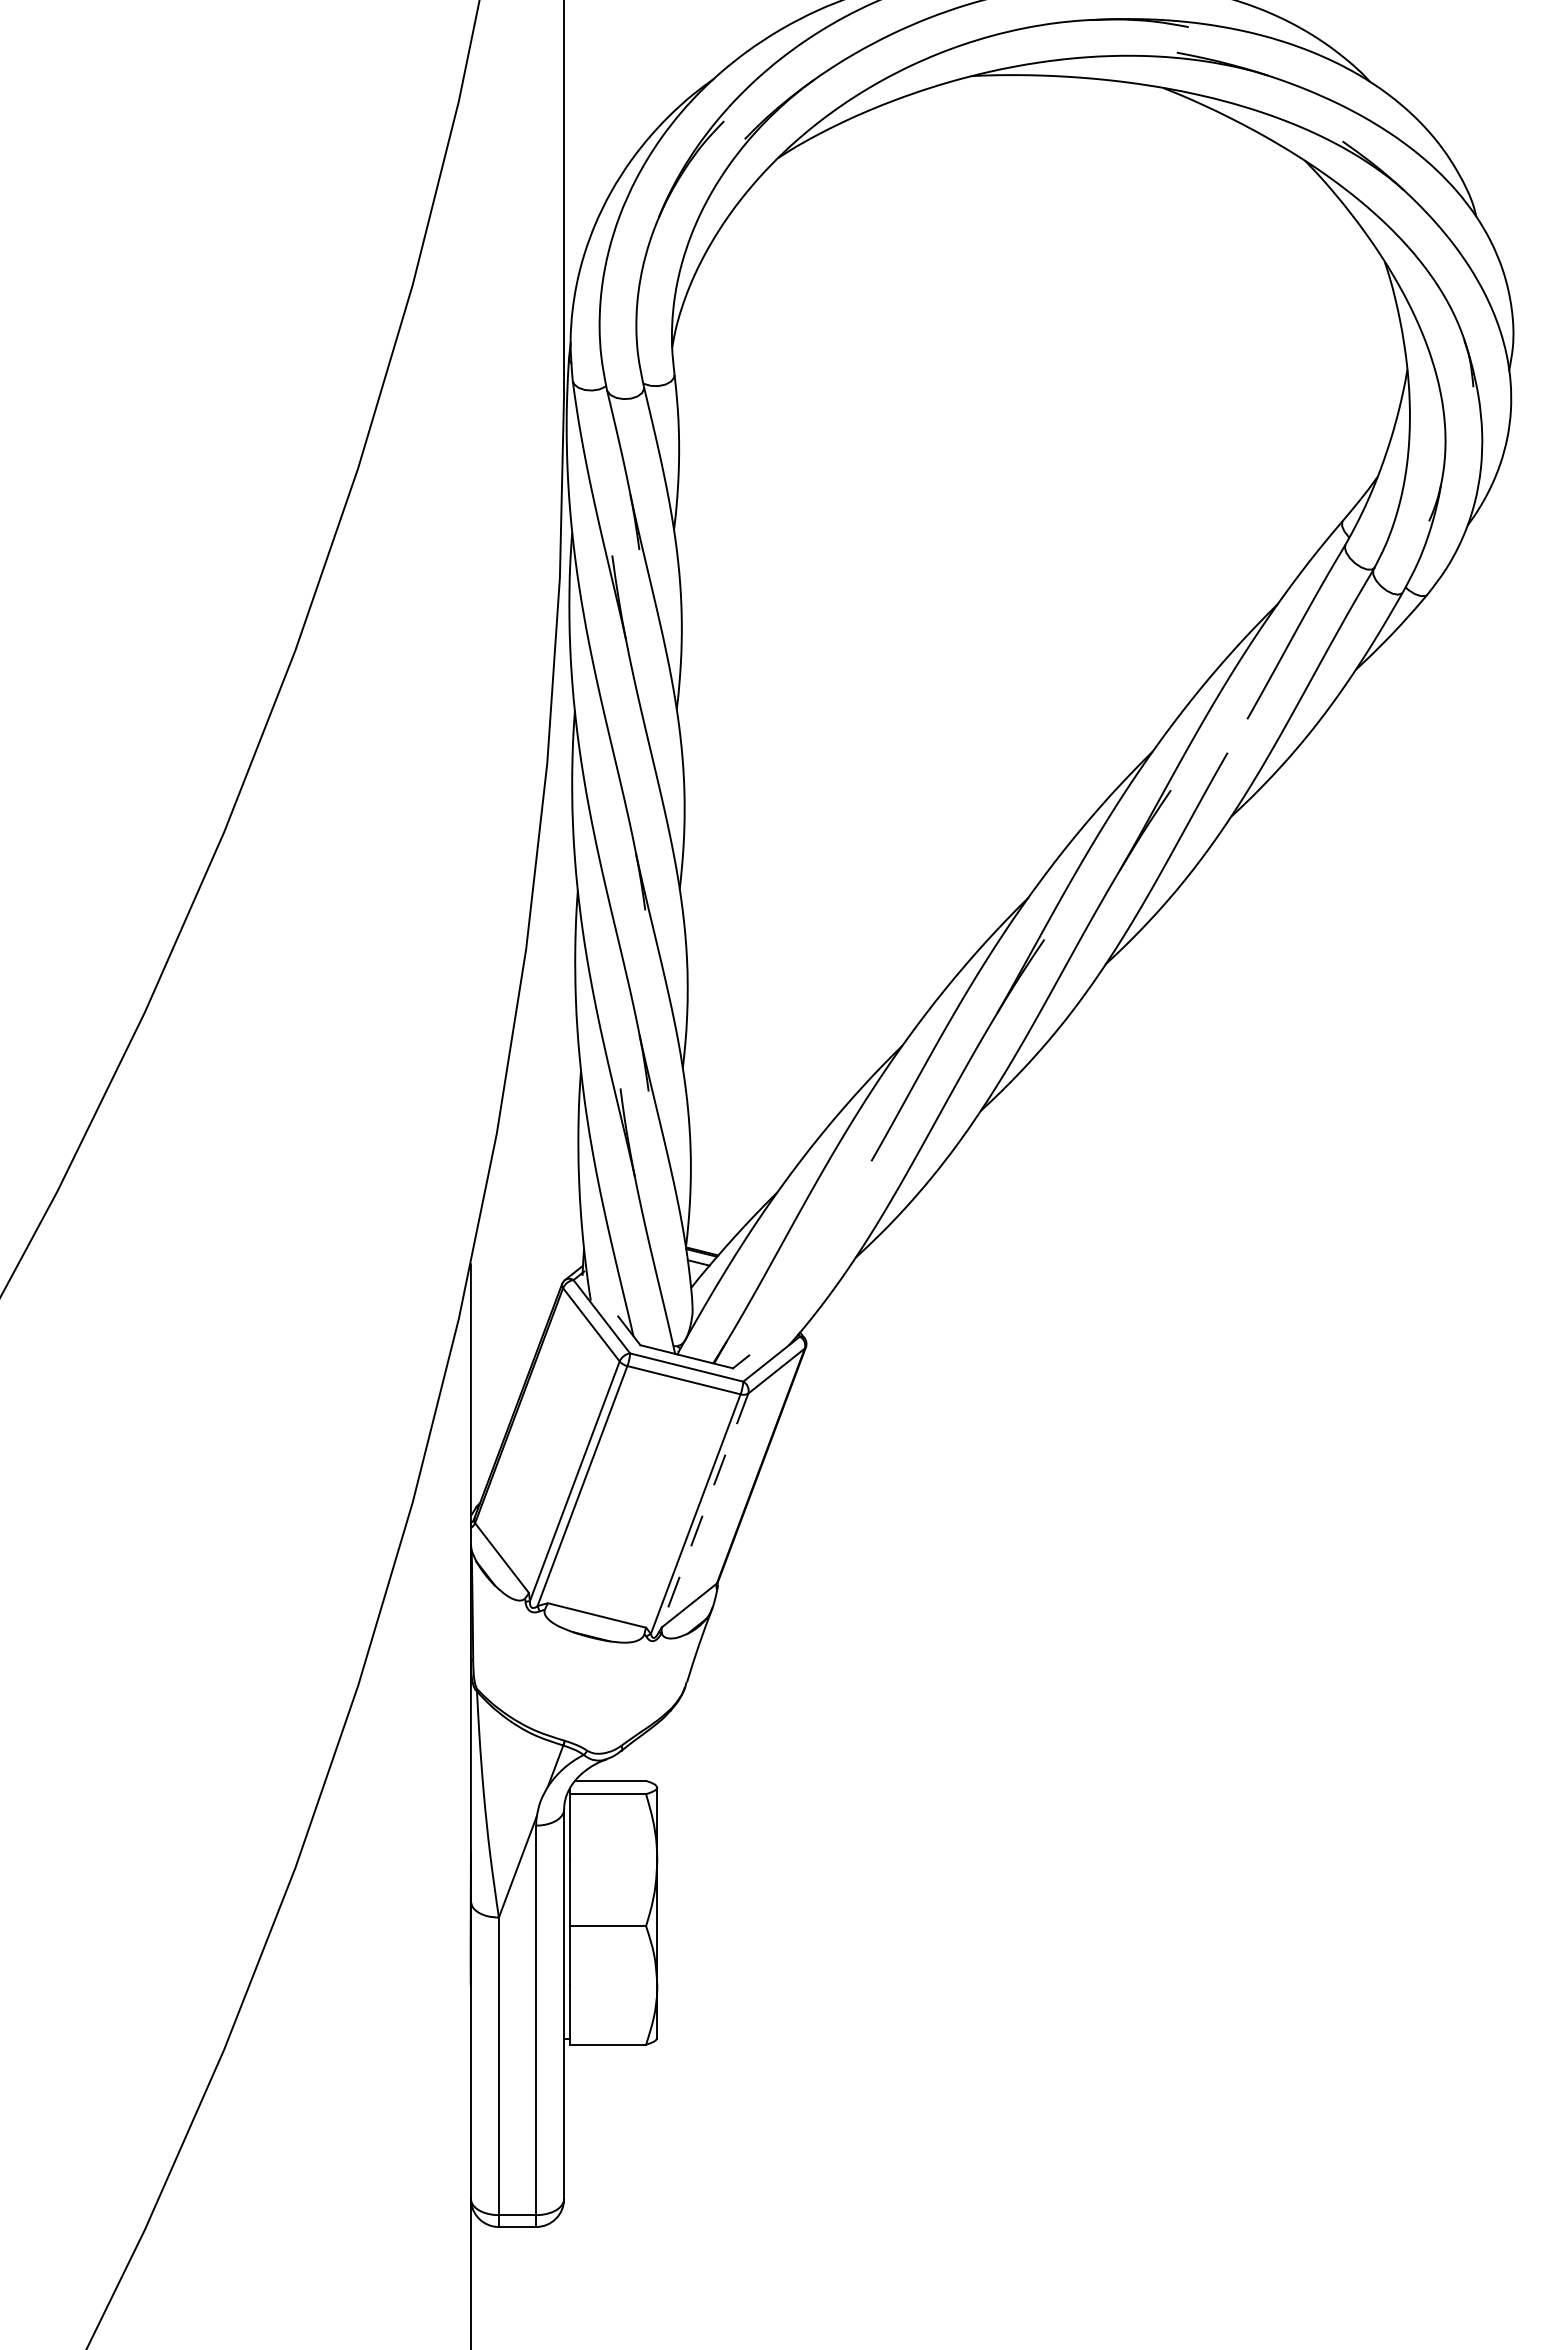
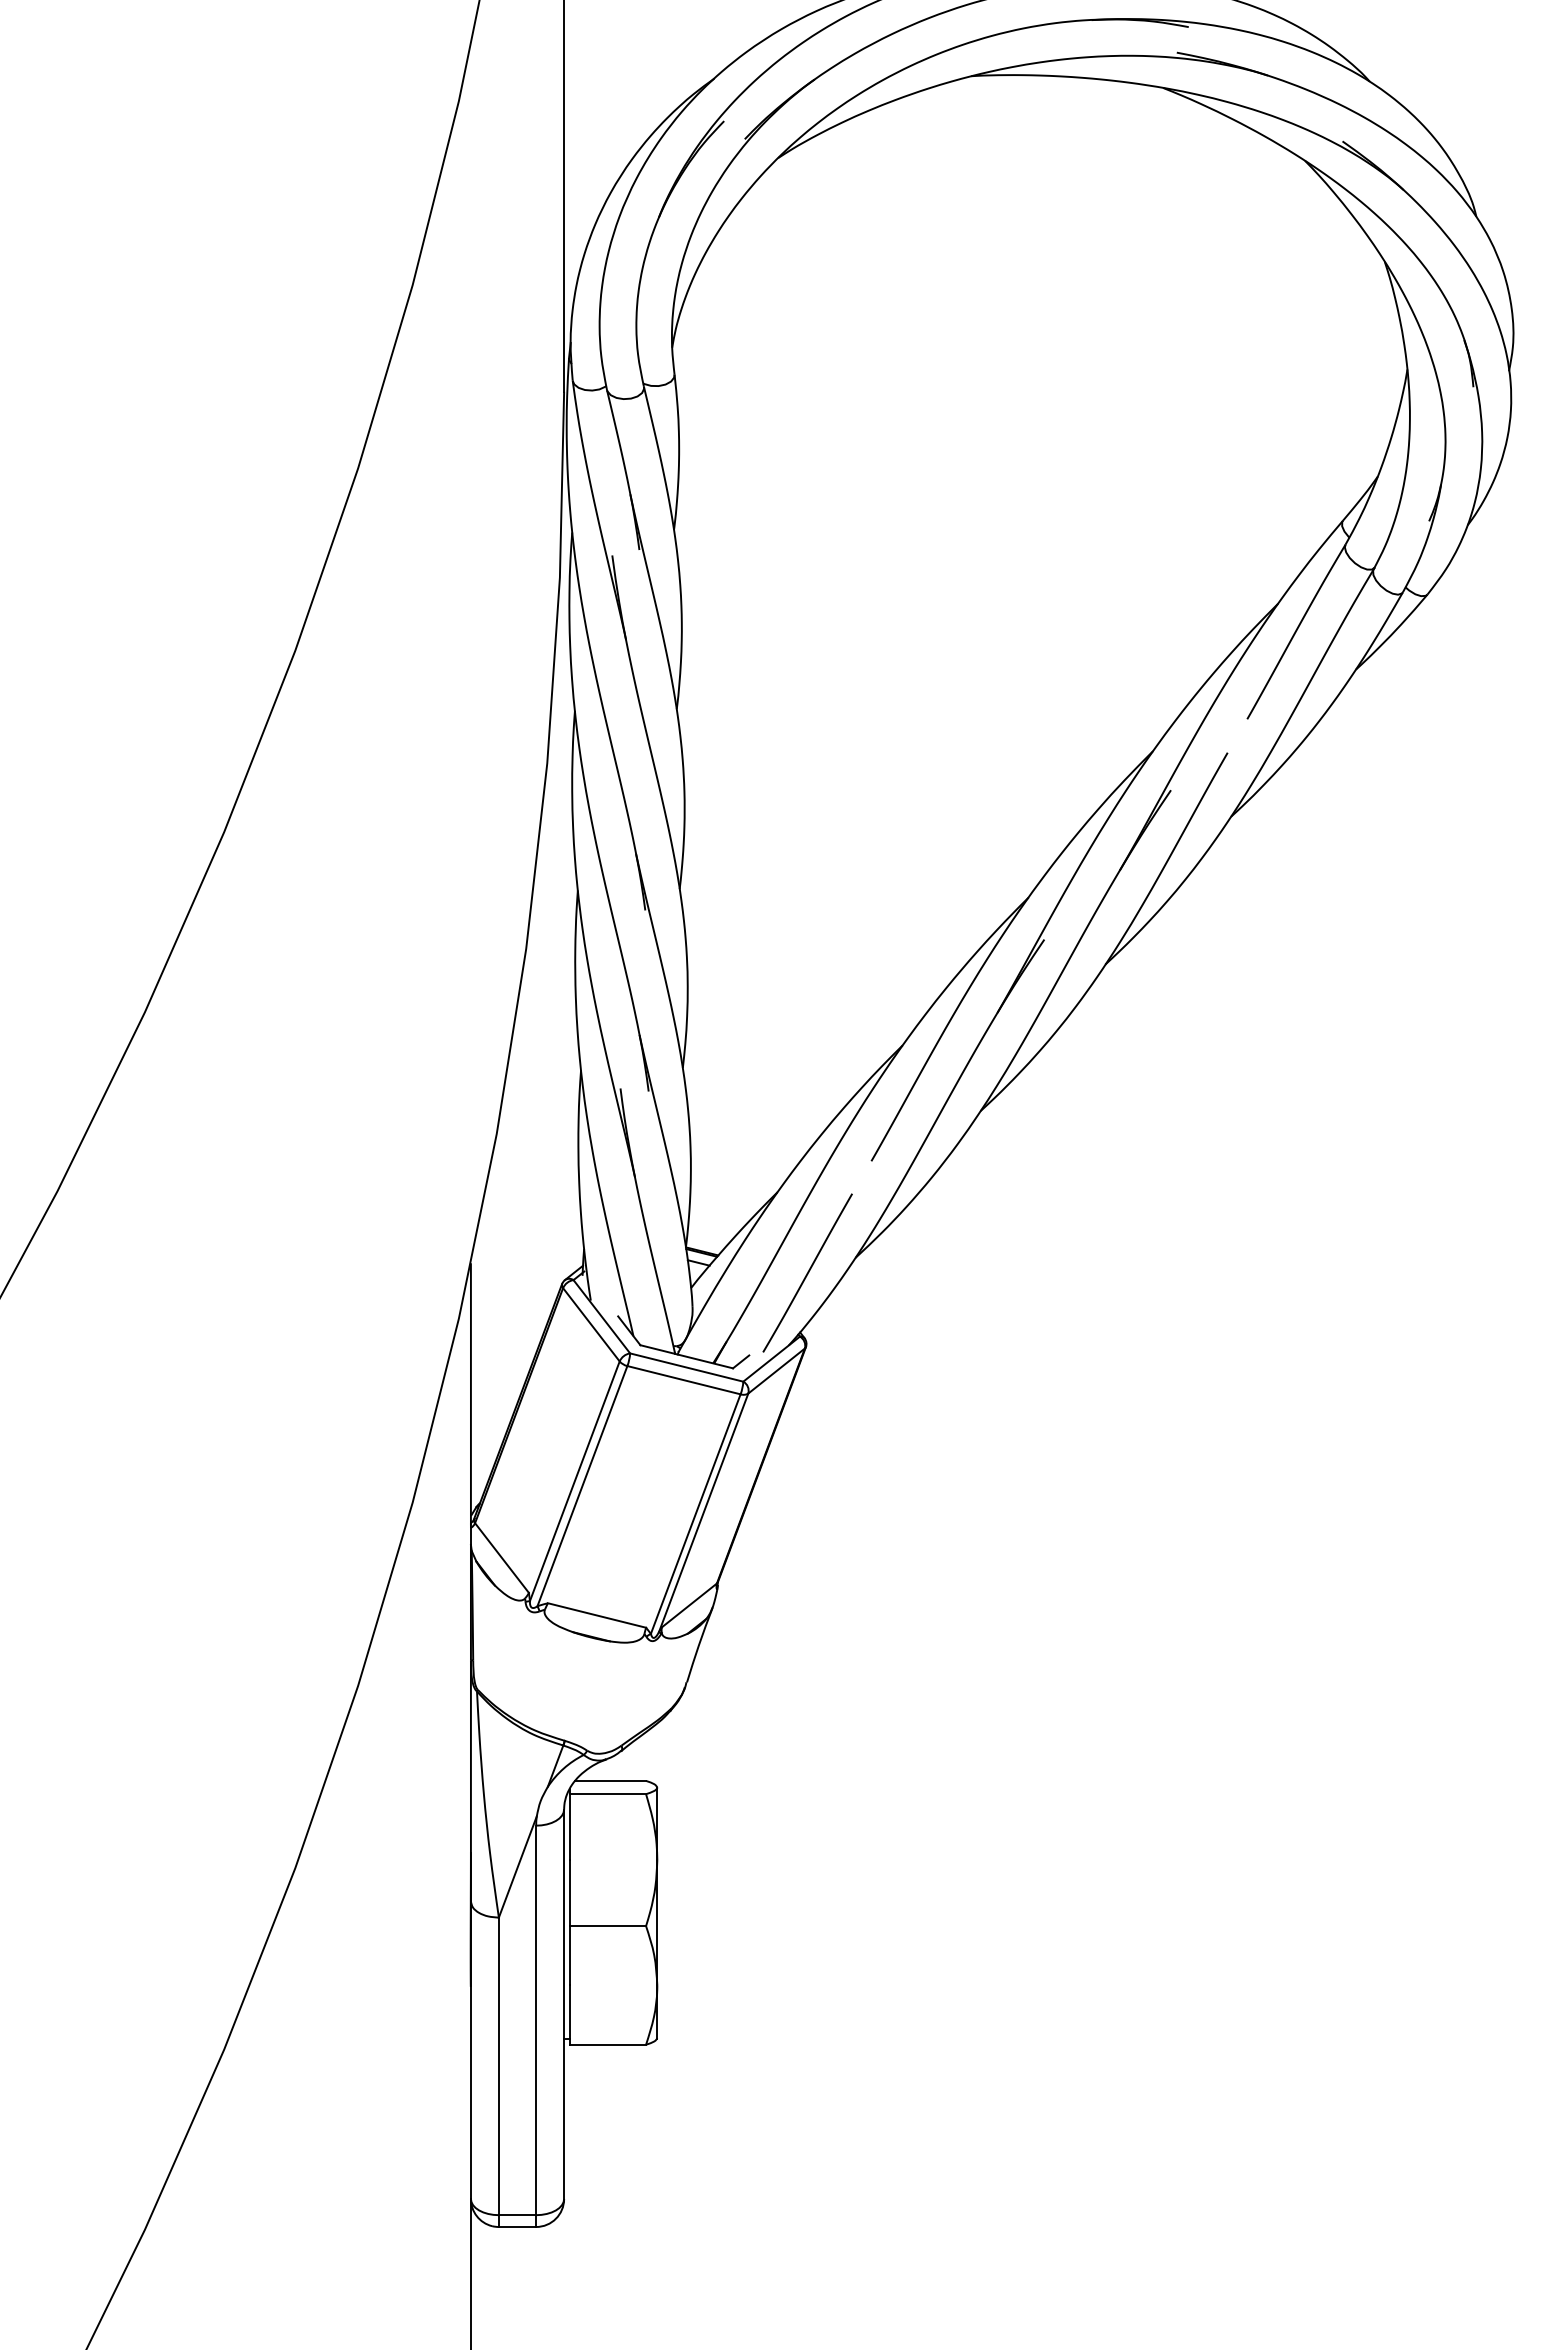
line: none -> present (807, 1272)
line: dashed -> solid (703, 1513)
